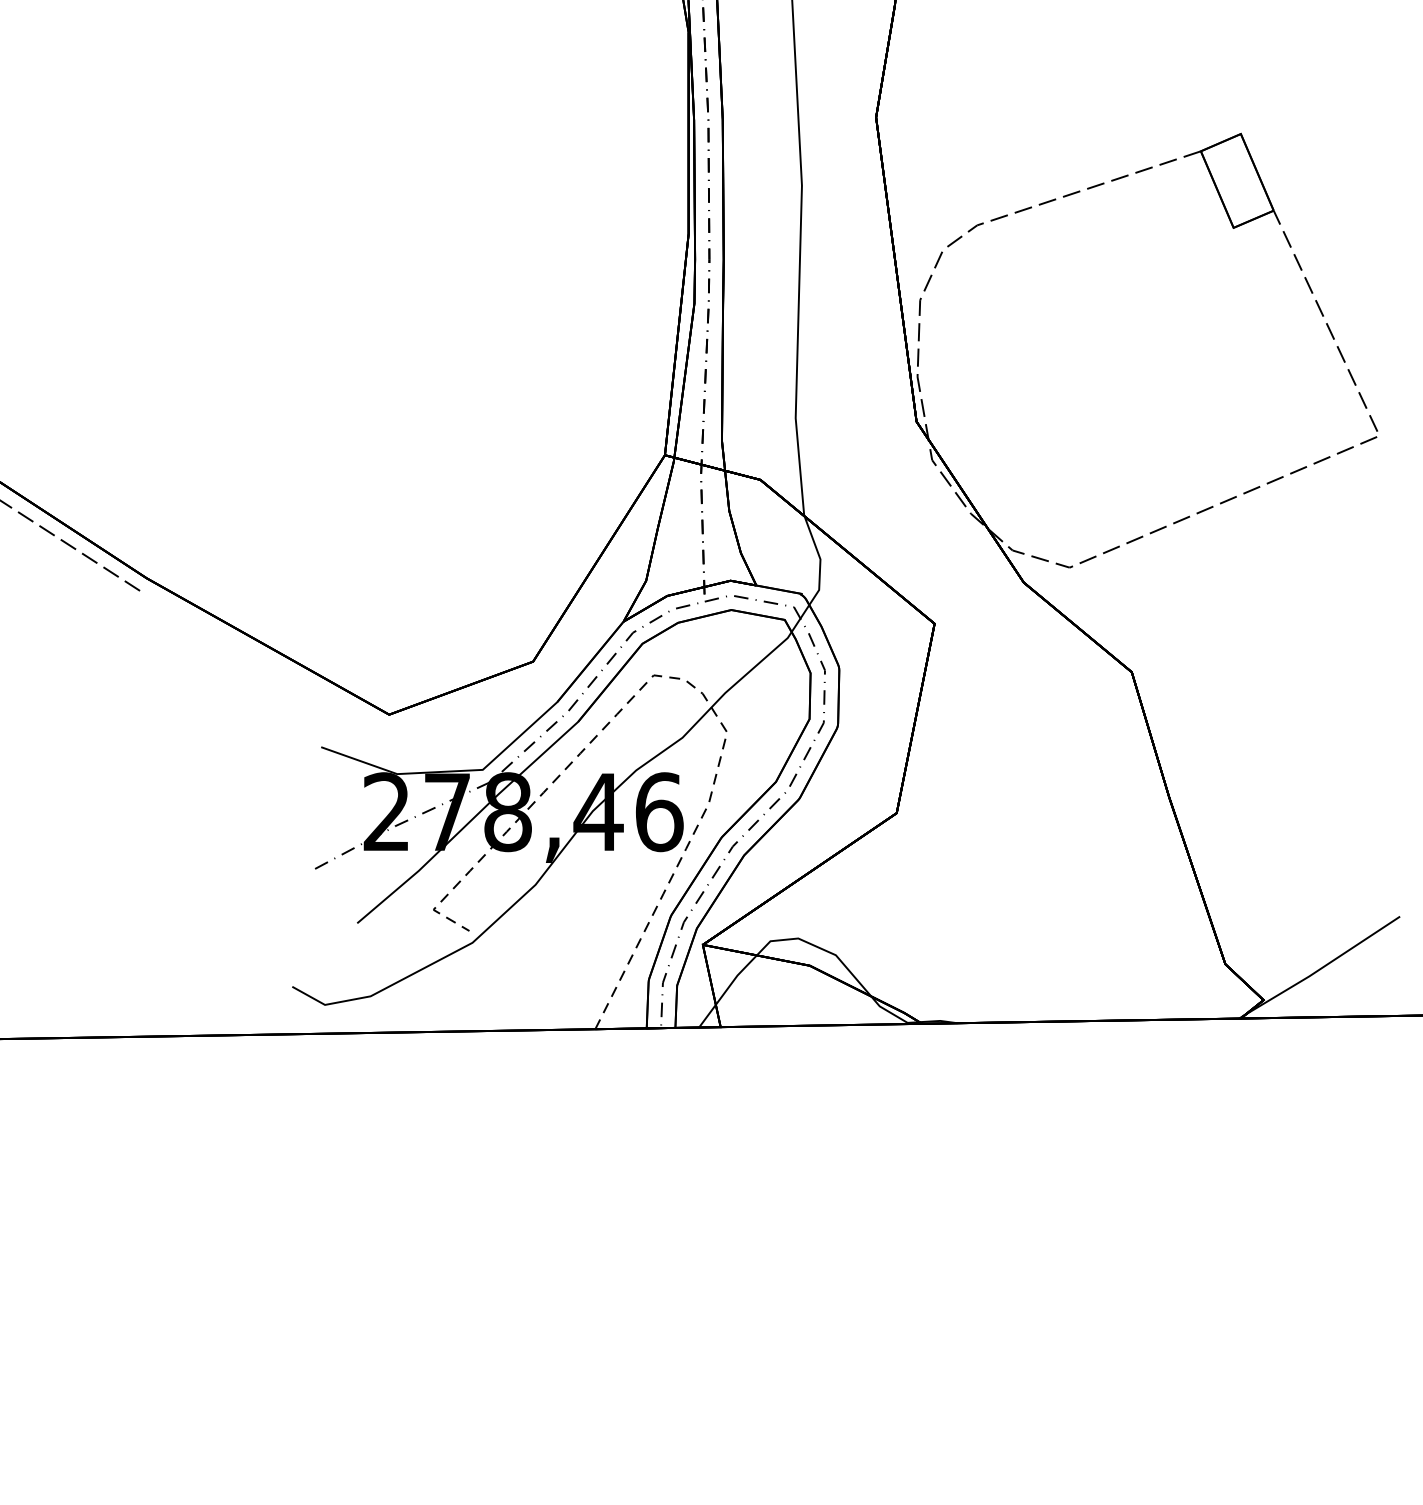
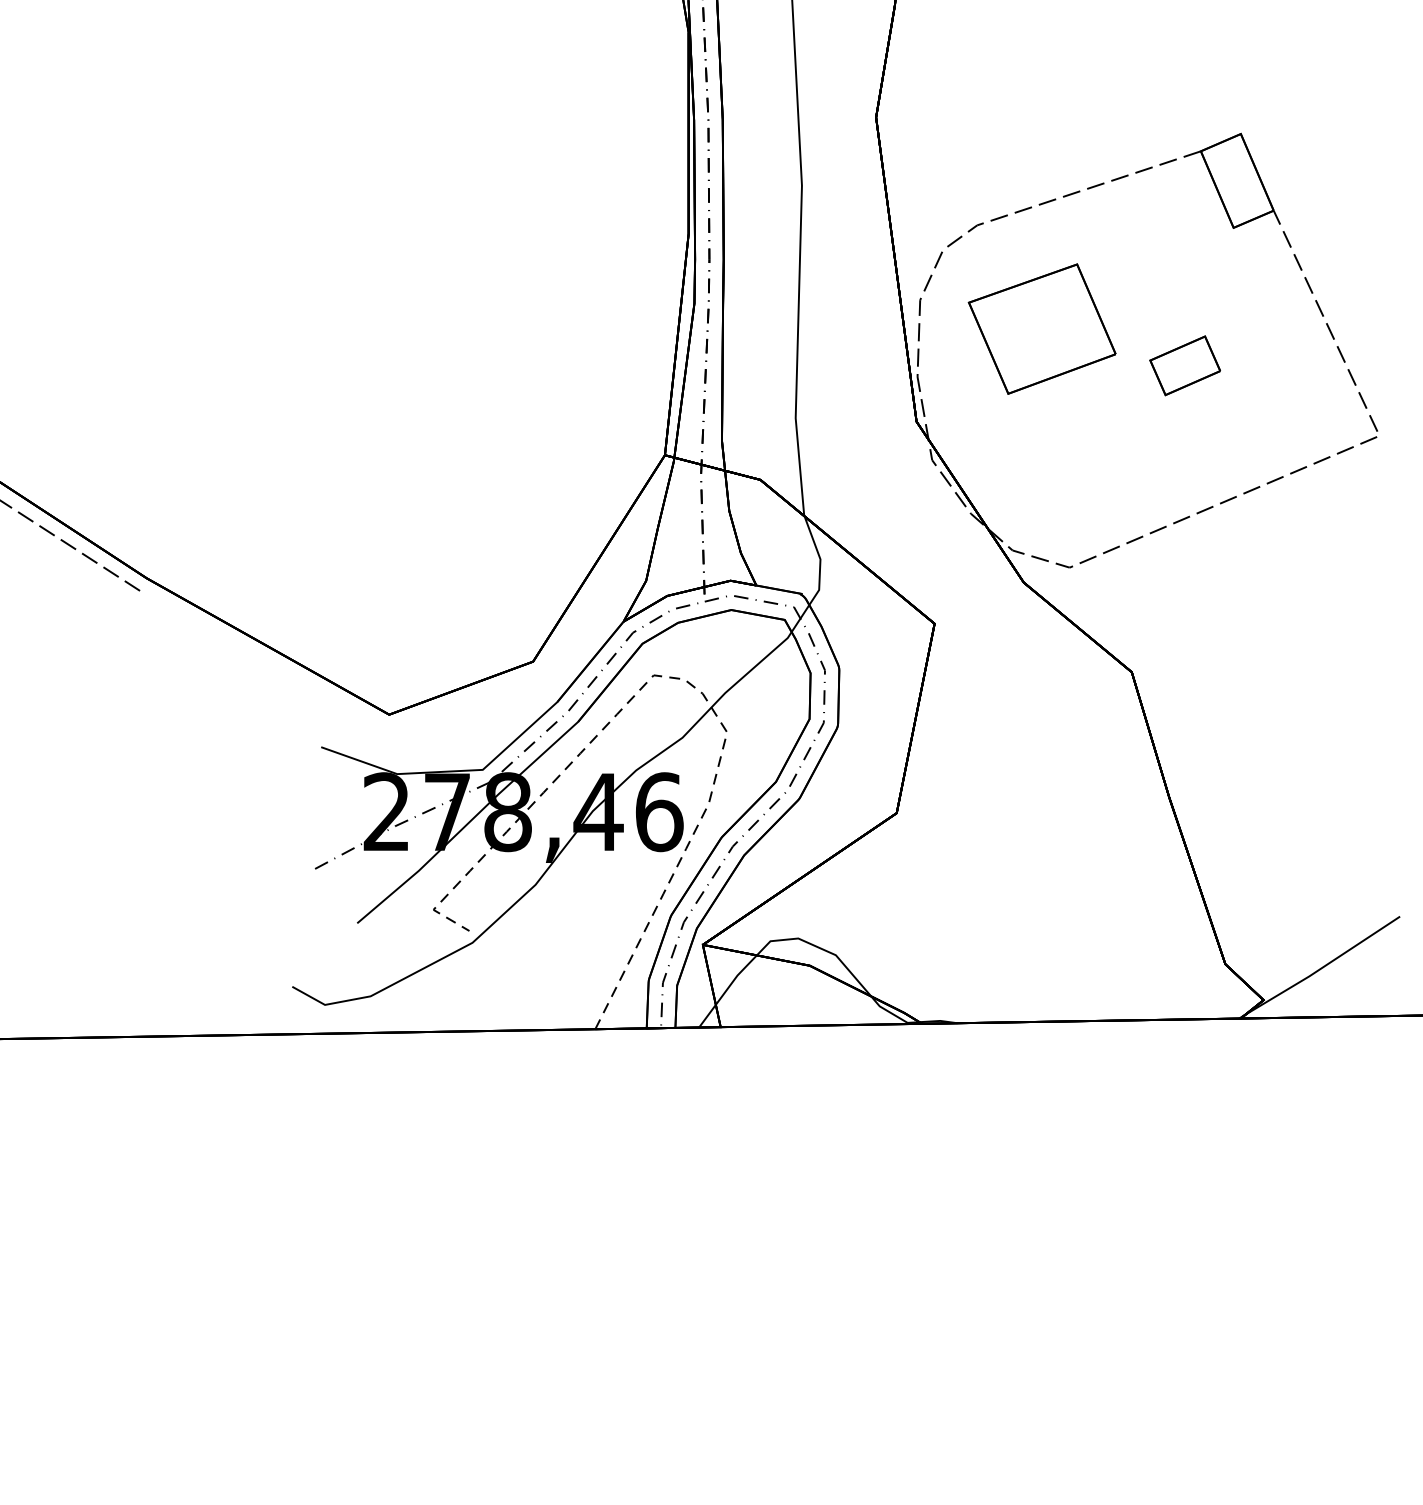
part: none -> present (1041, 328)
part: none -> present (1184, 365)
